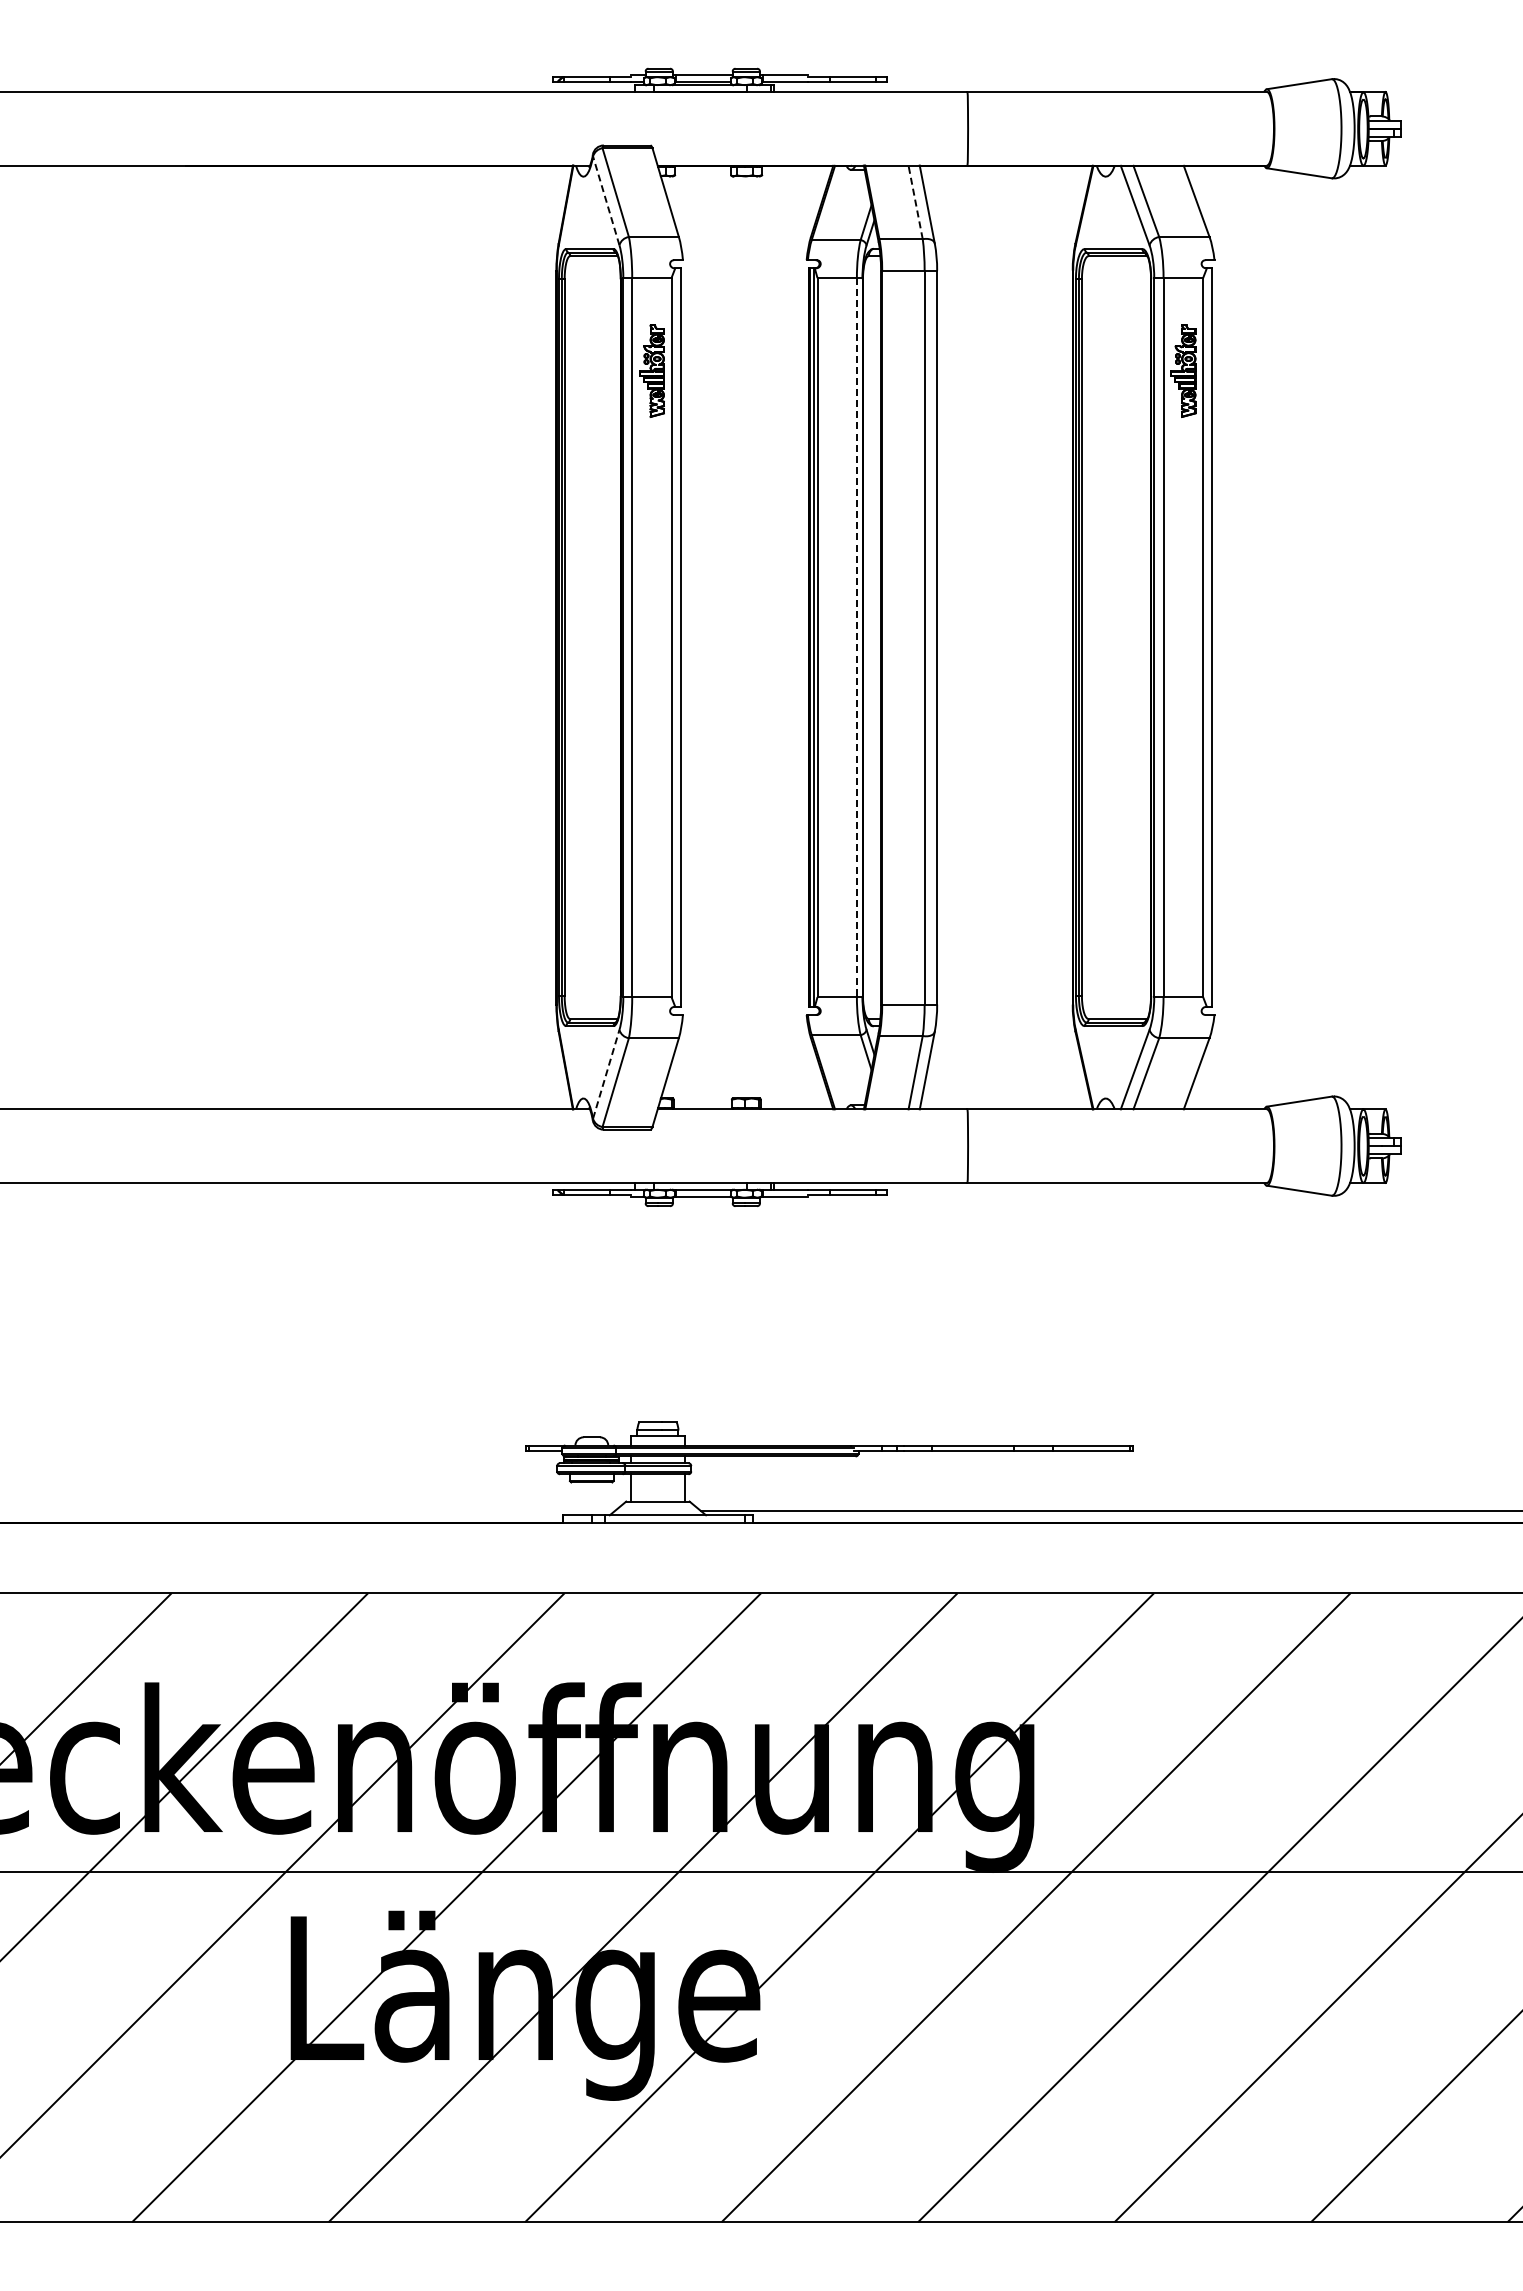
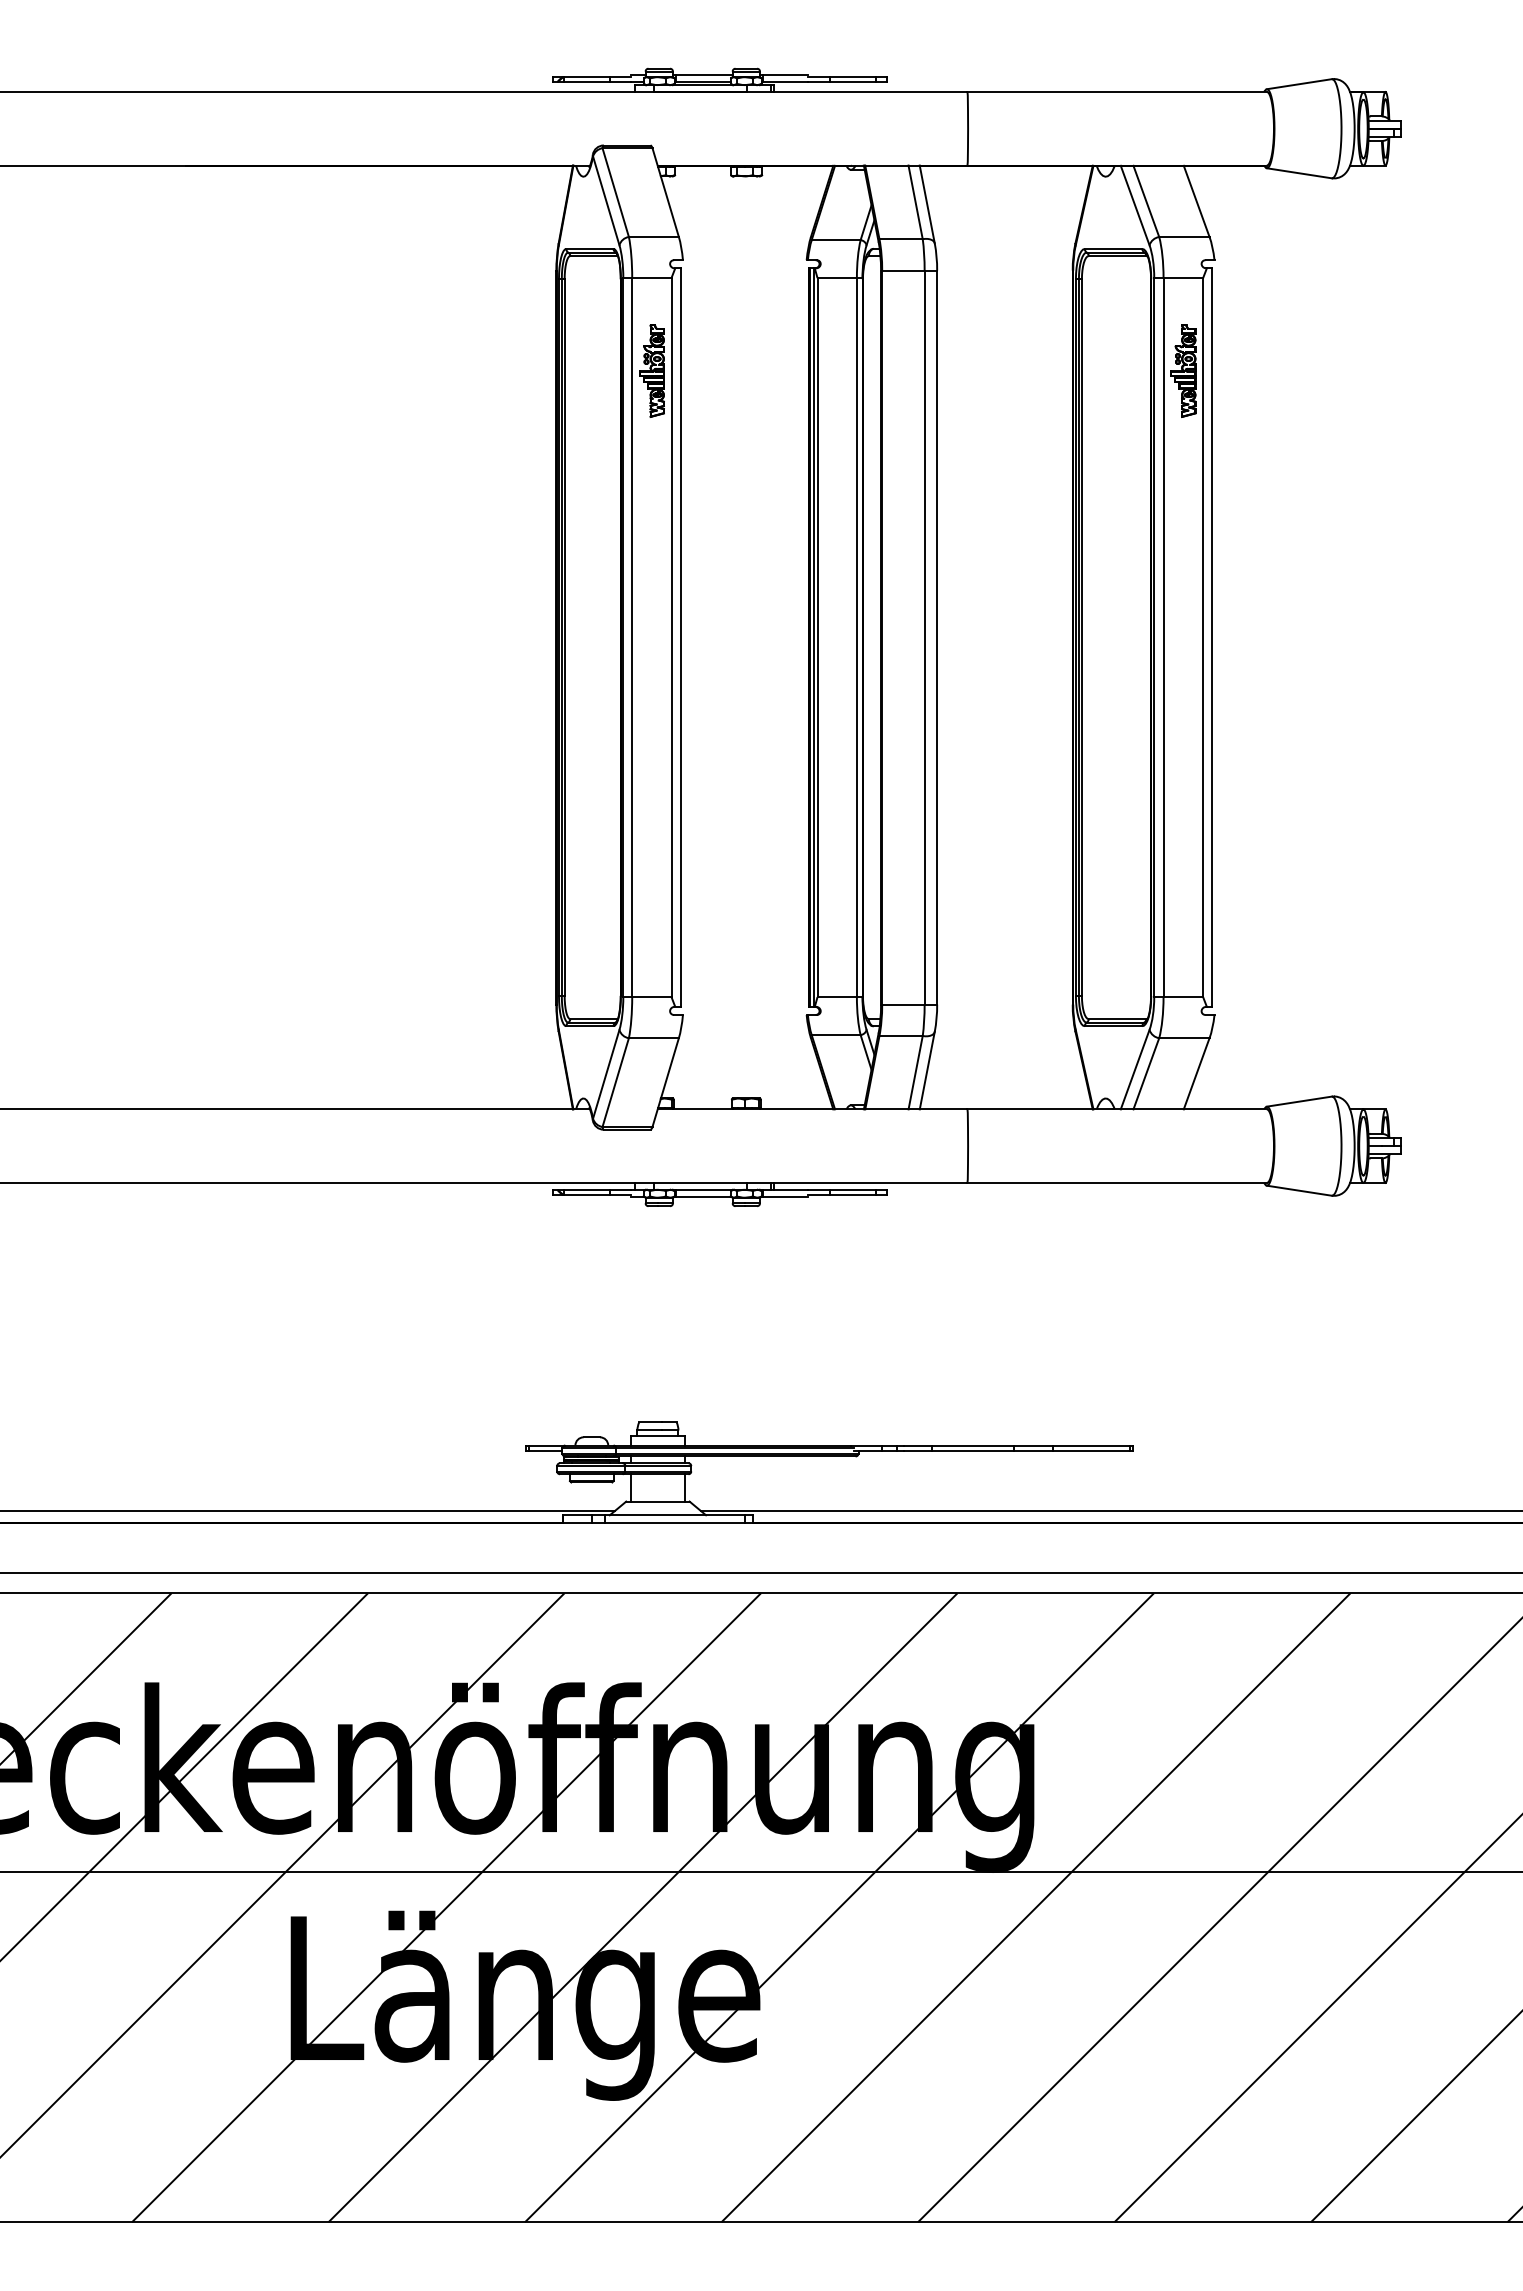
line: dashed -> solid (606, 200)
line: dashed -> solid (915, 202)
line: dashed -> solid (856, 637)
line: dashed -> solid (606, 1073)
line: none -> present (308, 1511)
line: none -> present (760, 1572)
